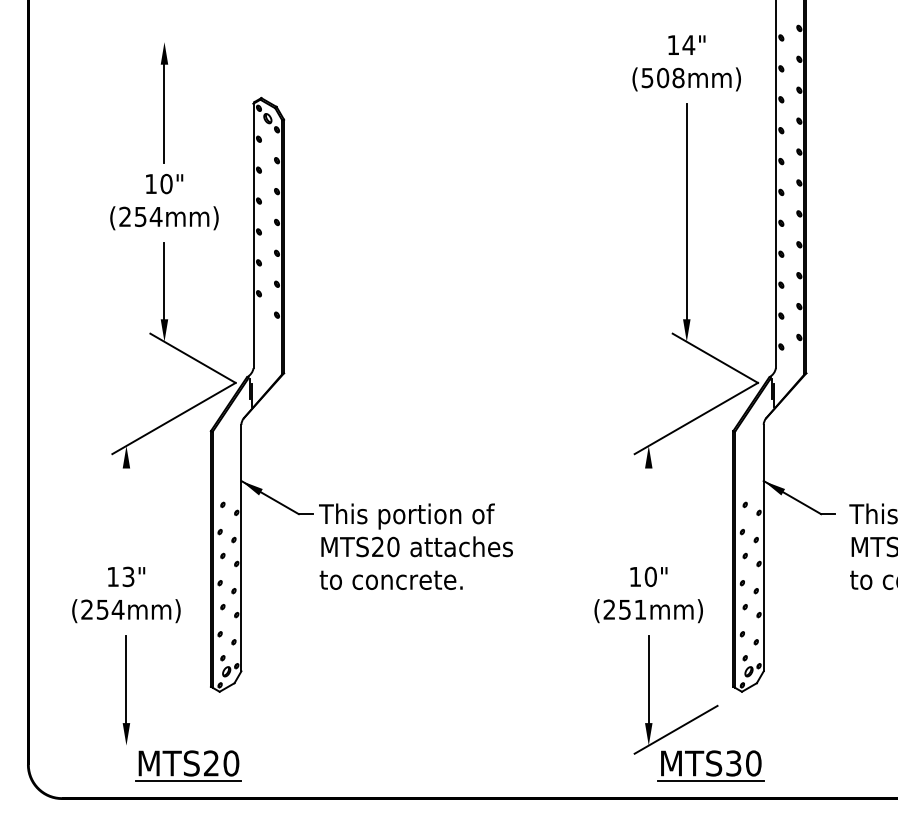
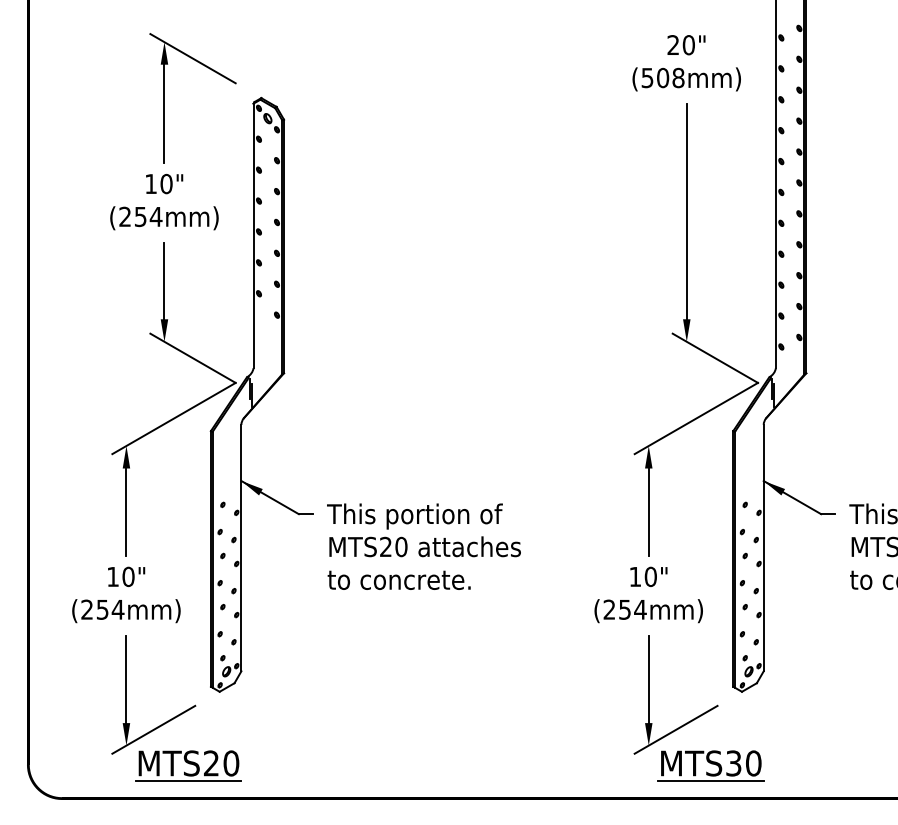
text: 14" -> 20" (681, 45)
line: none -> present (192, 58)
line: none -> present (126, 511)
line: none -> present (648, 511)
text position: (415, 546) -> (423, 546) (423, 546)
text: 13" -> 10" (128, 576)
text: (251mm) -> (254mm) (640, 609)
line: none -> present (153, 729)
